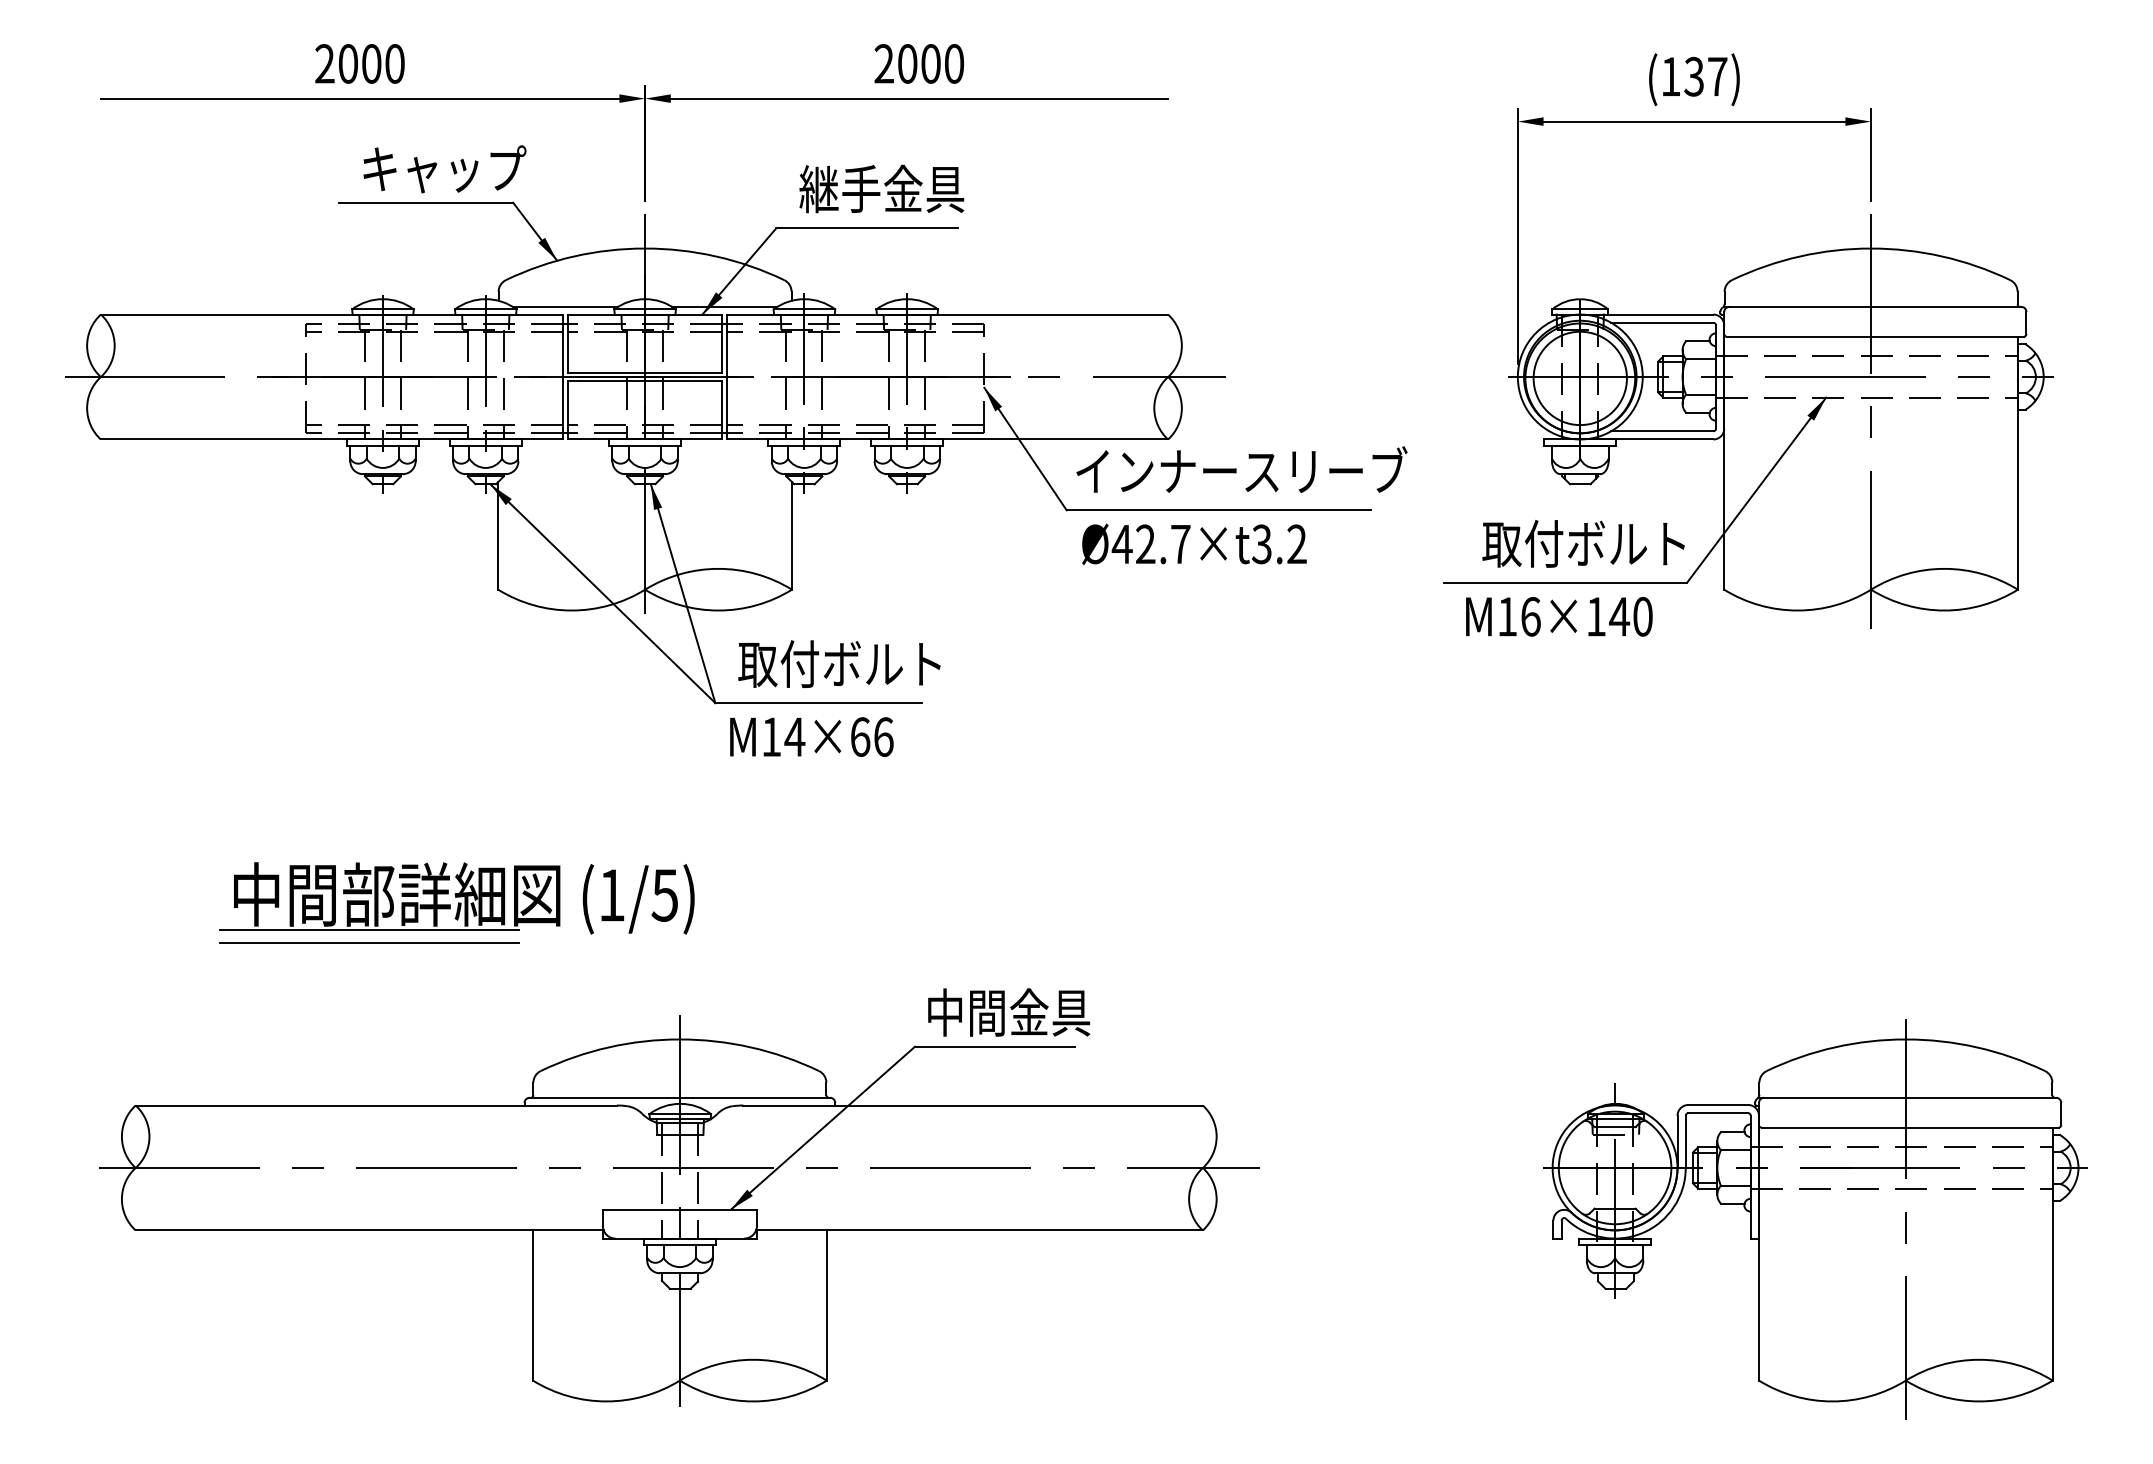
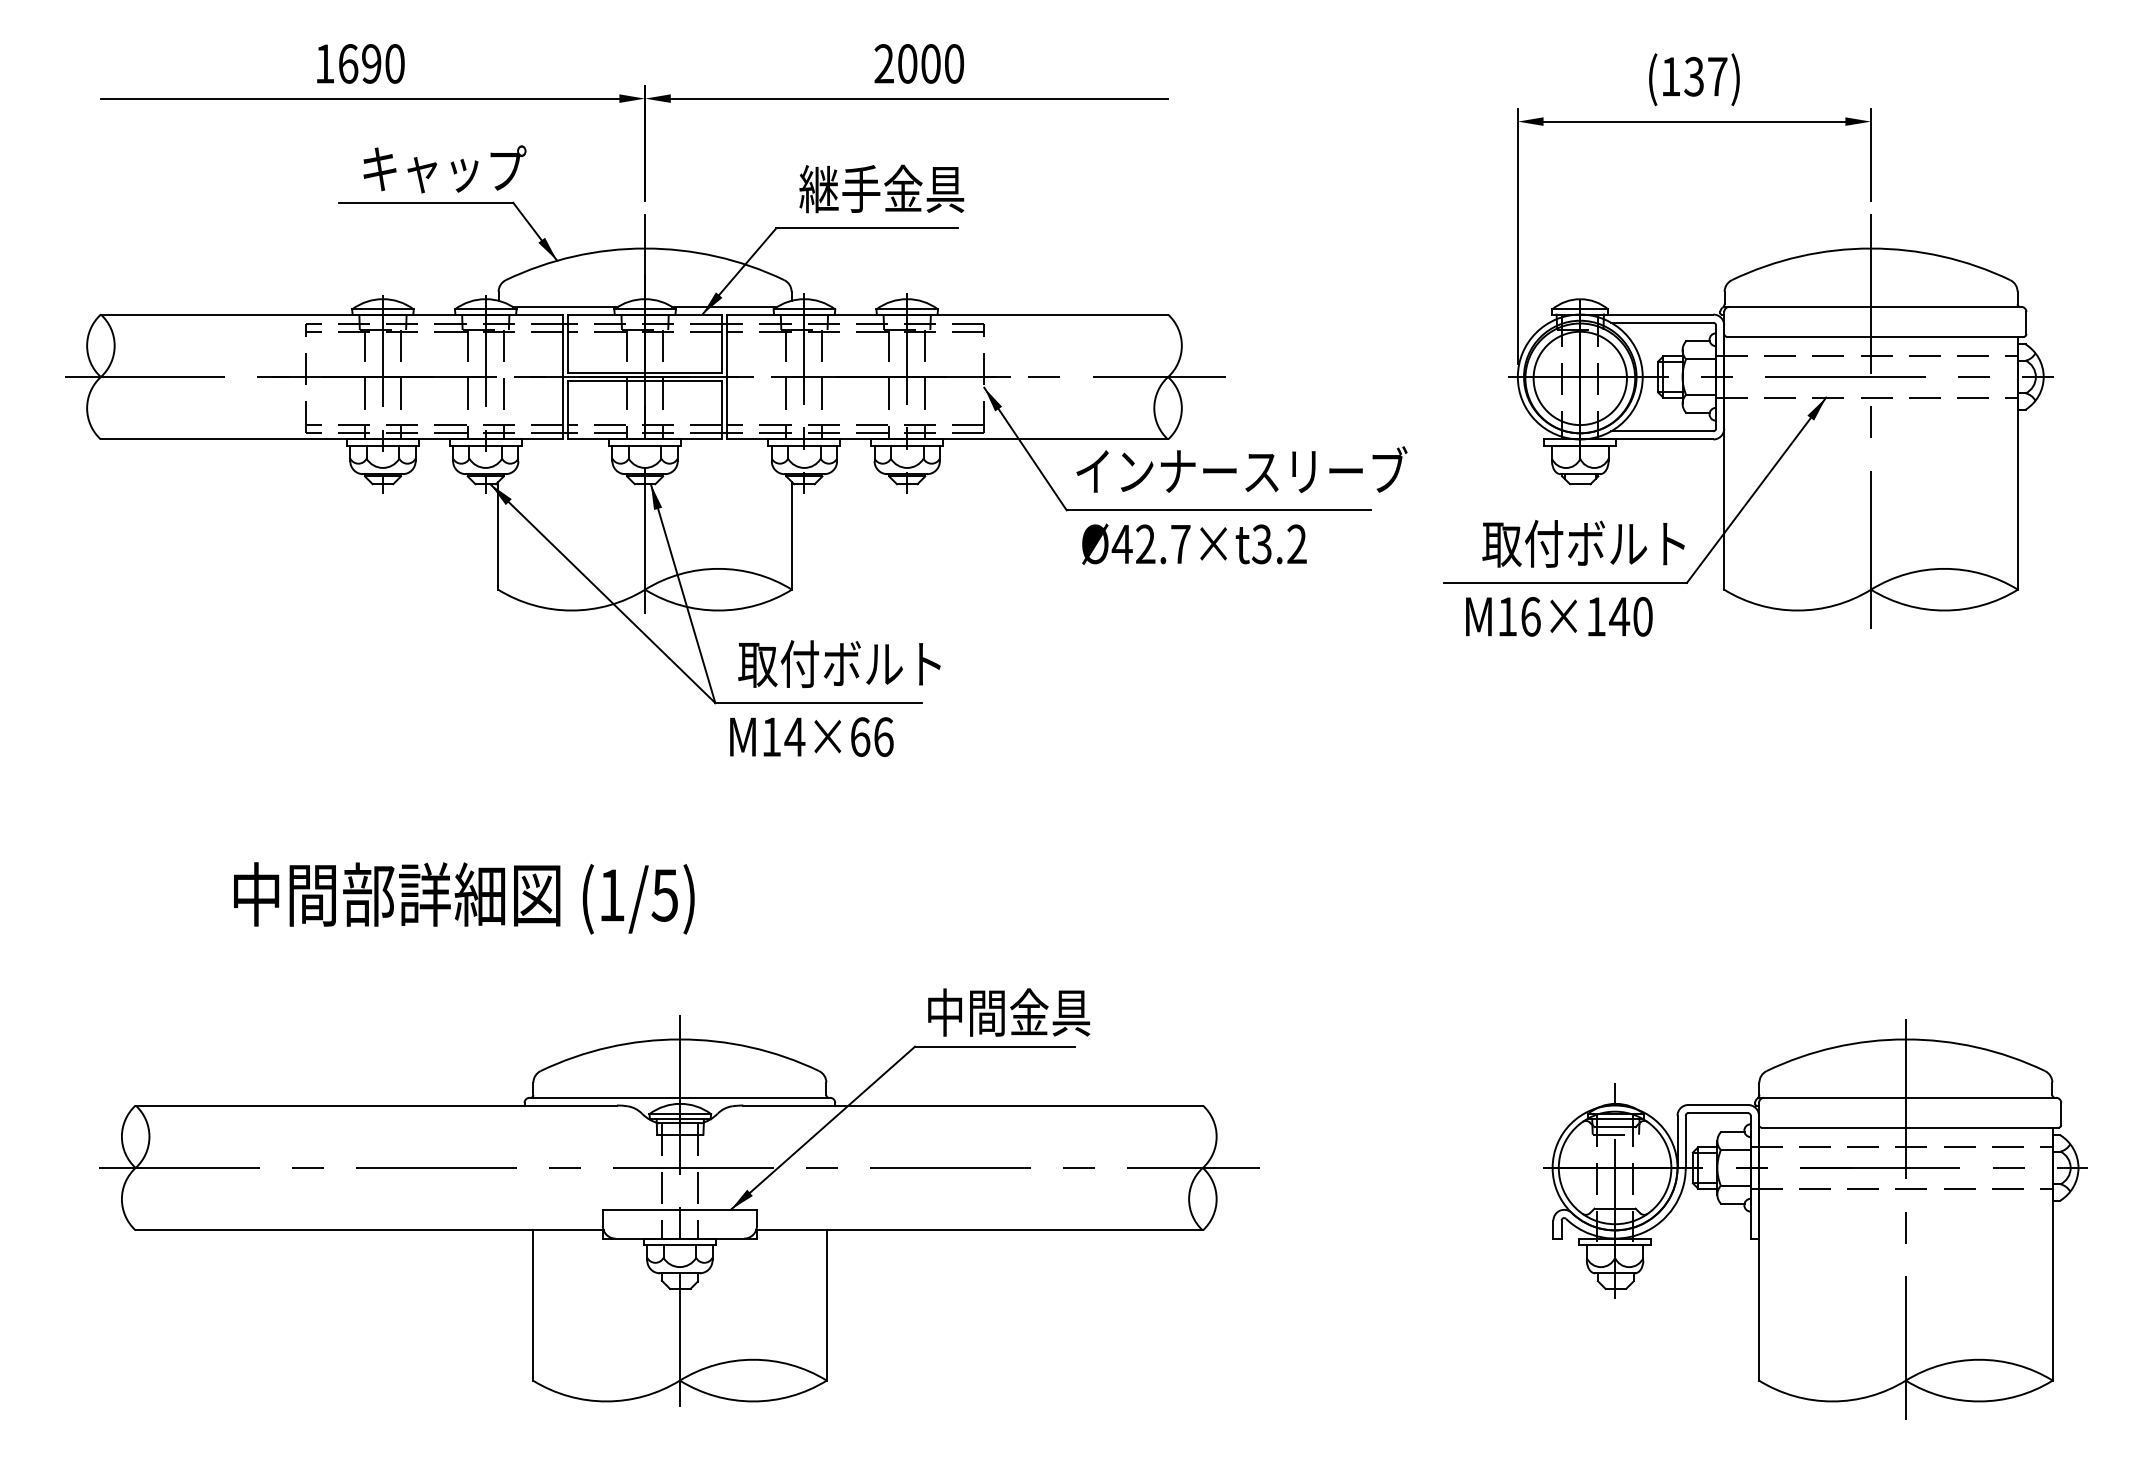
text: 2000 -> 1690 (348, 63)
line: present -> none (369, 929)
line: present -> none (369, 942)
